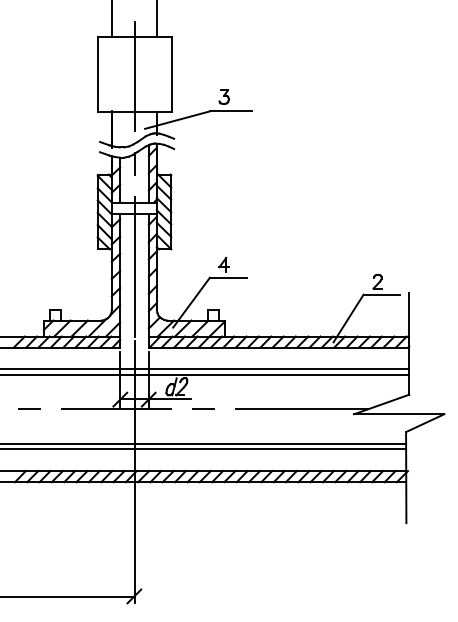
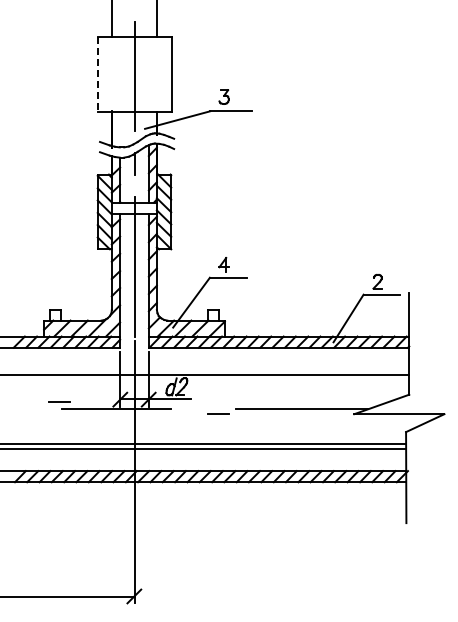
line: solid -> dashed (98, 74)
line: present -> none (205, 369)
line position: (29, 408) -> (59, 401) (59, 401)
line position: (203, 408) -> (218, 413) (218, 413)
